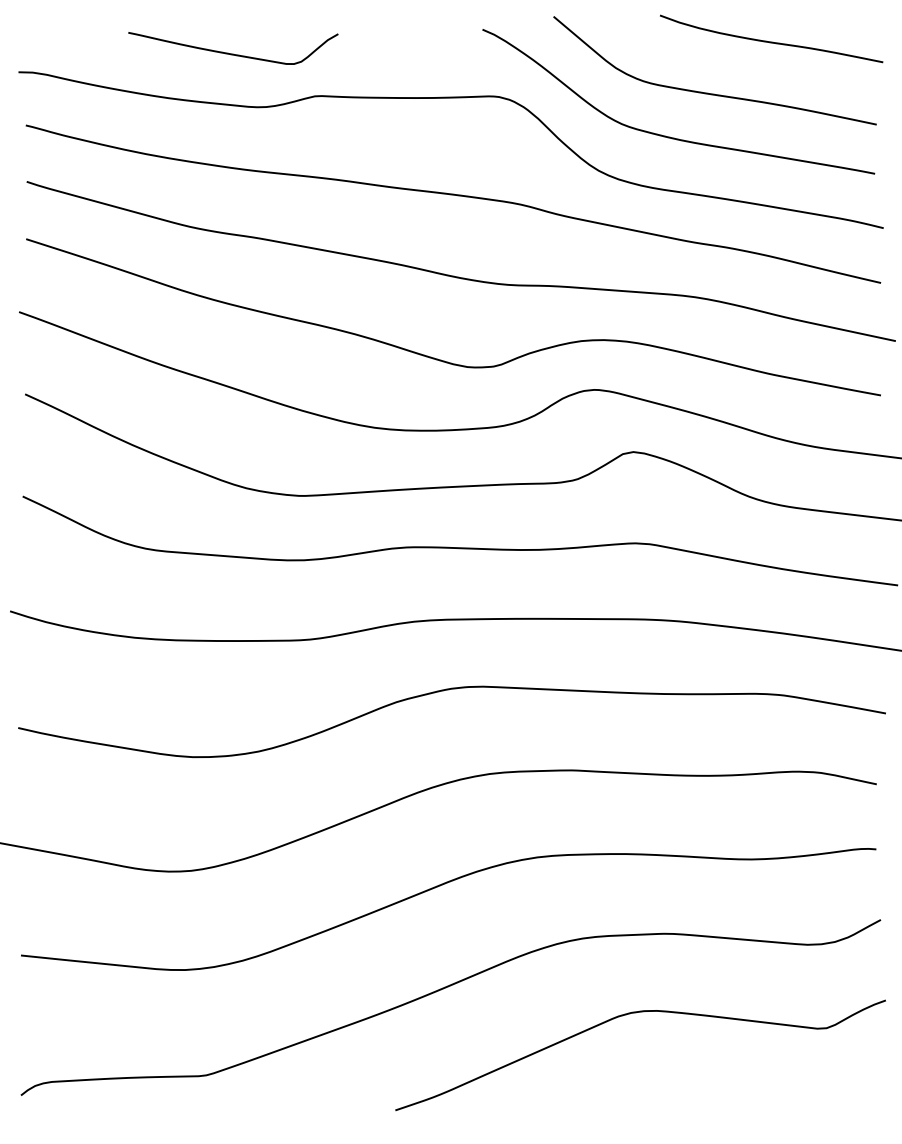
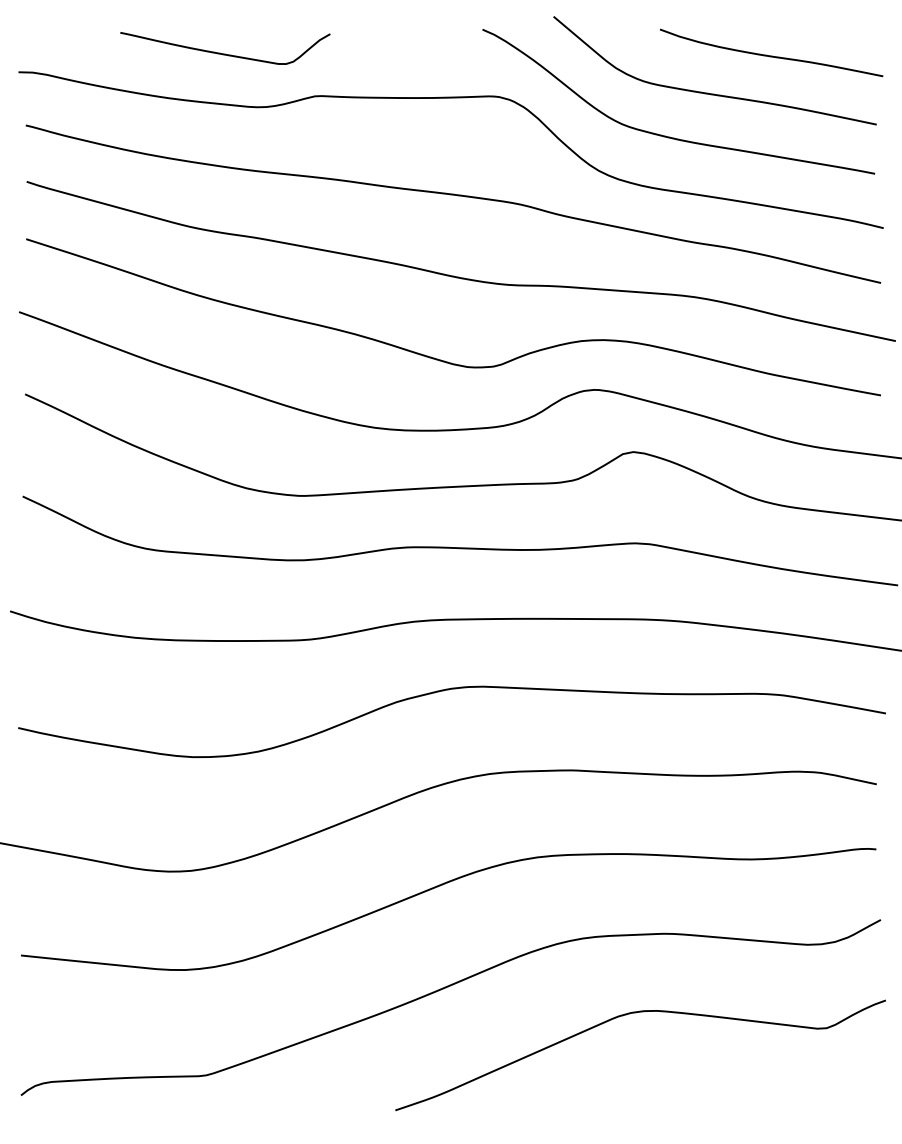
curve position: (771, 41) -> (771, 55) (771, 55)
curve position: (233, 53) -> (225, 53) (225, 53)
